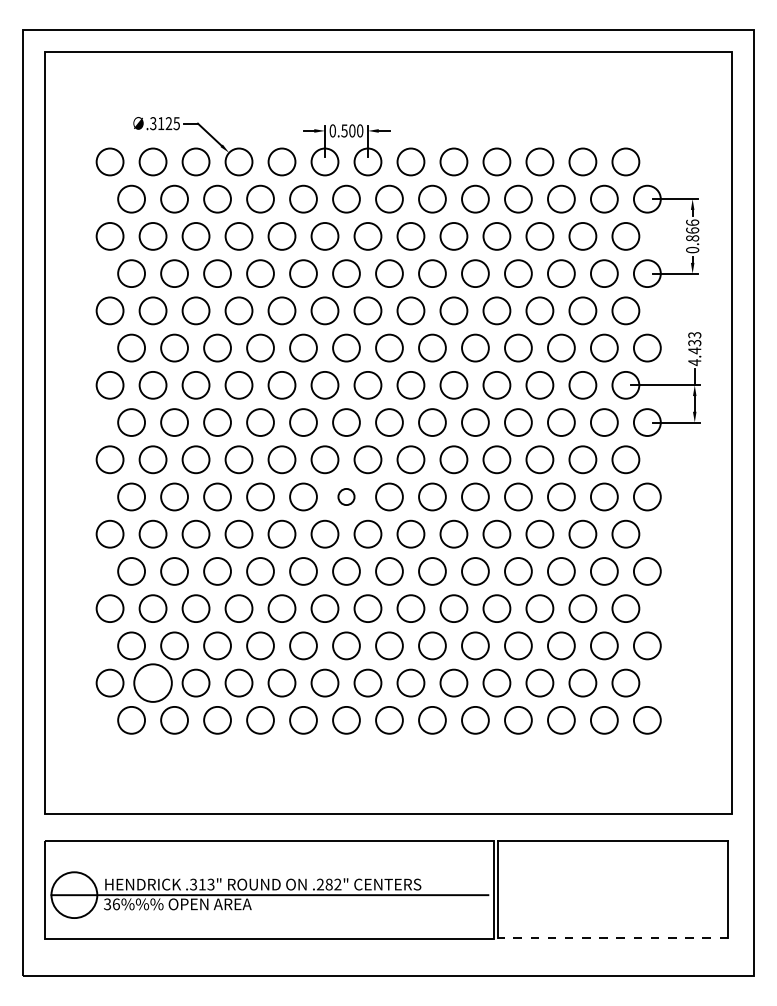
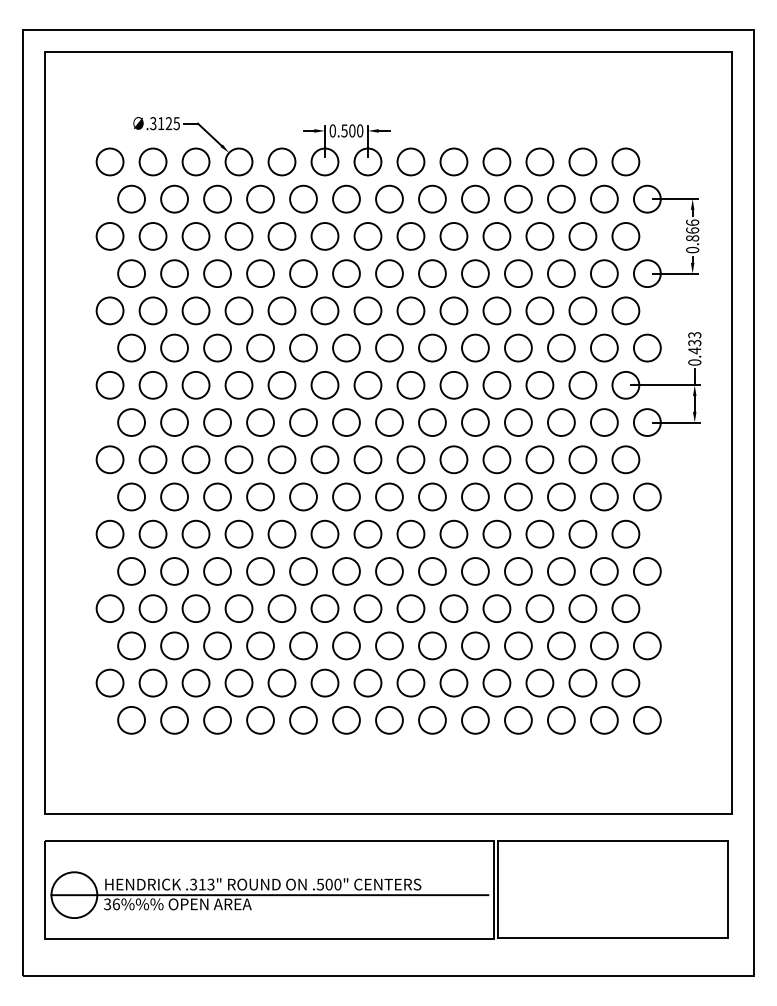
text: 4.433 -> 0.433 (694, 362)
circle size: 19x18 px -> 29x30 px (346, 496)
circle diameter: 38 px -> 27 px (152, 682)
text: .282" -> .500" (329, 884)
line: dashed -> solid (612, 937)
